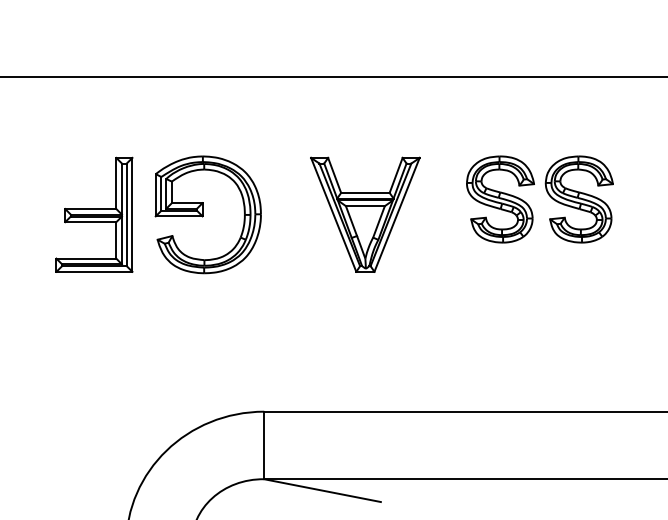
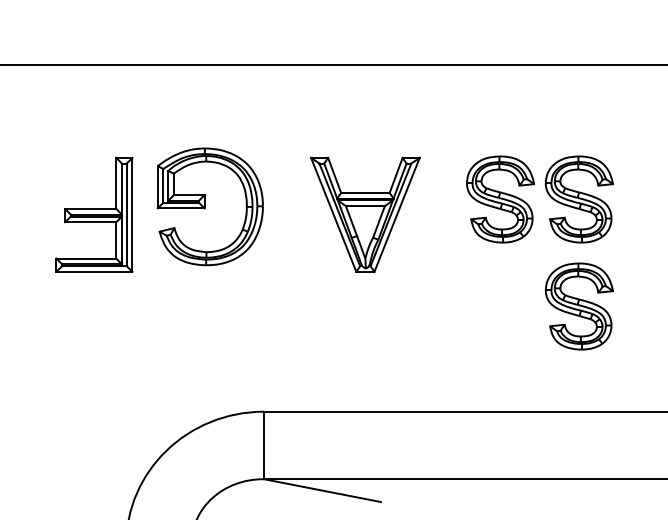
line position: (333, 76) -> (333, 64) (333, 64)
part position: (207, 214) -> (209, 206) (209, 206)
part: none -> present (578, 306)
